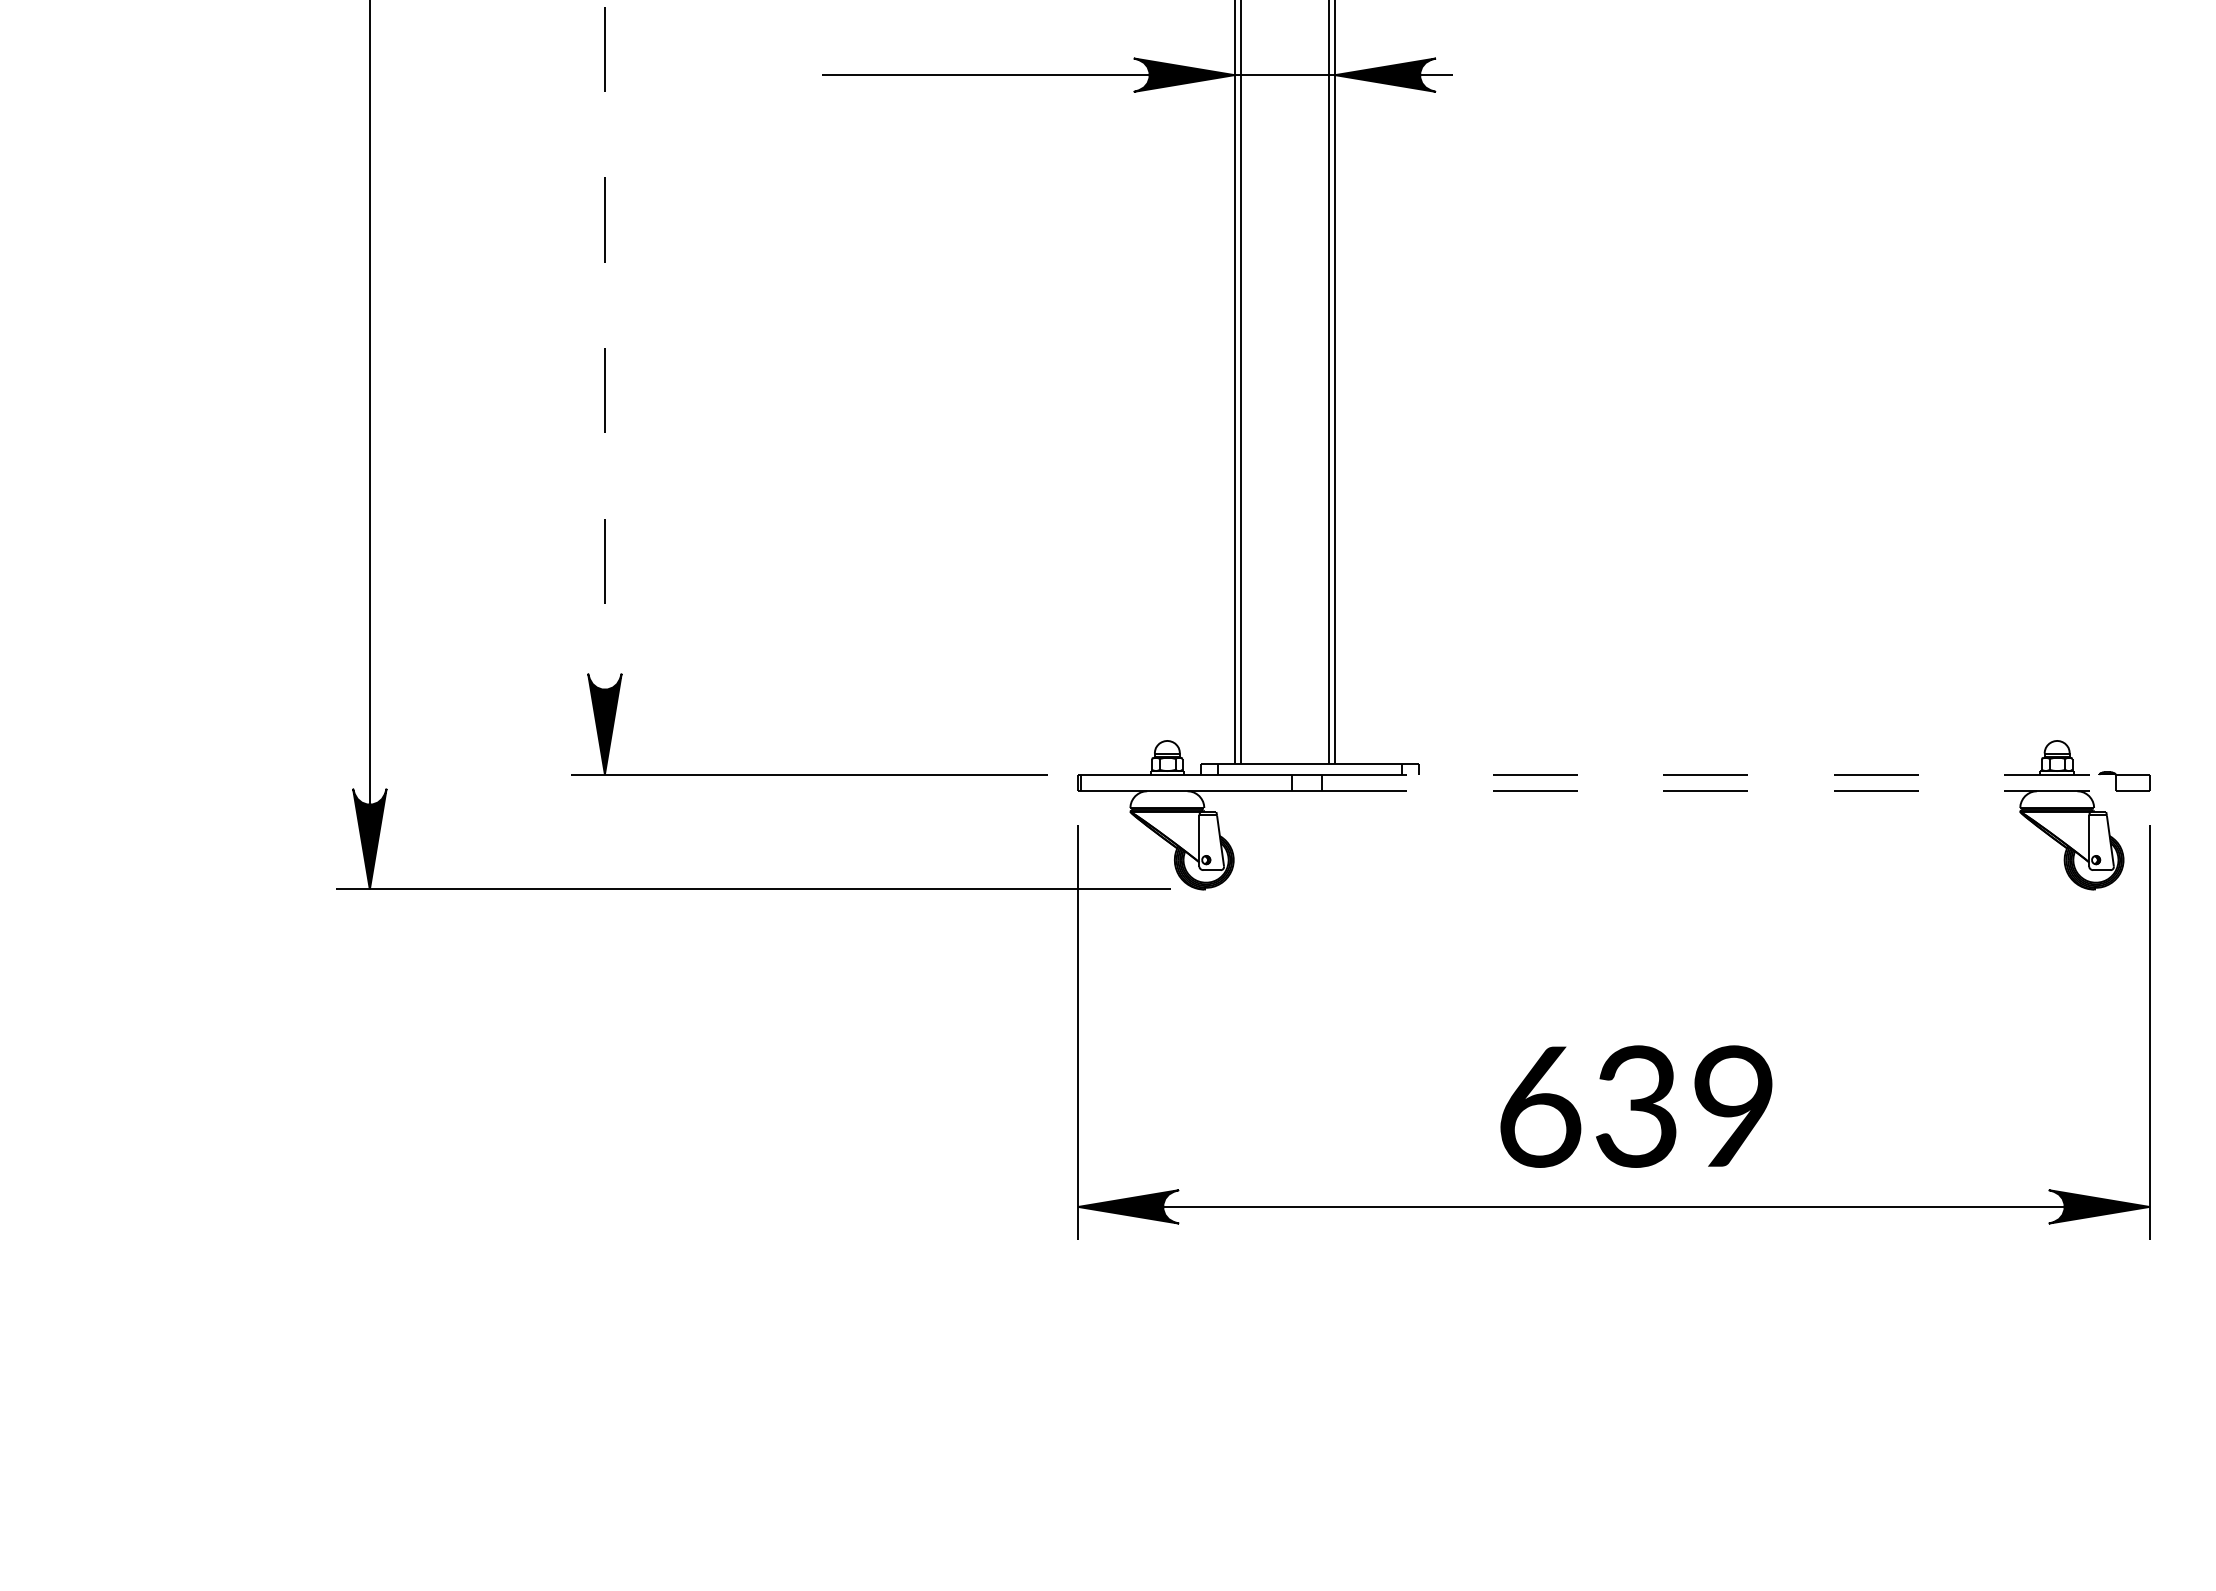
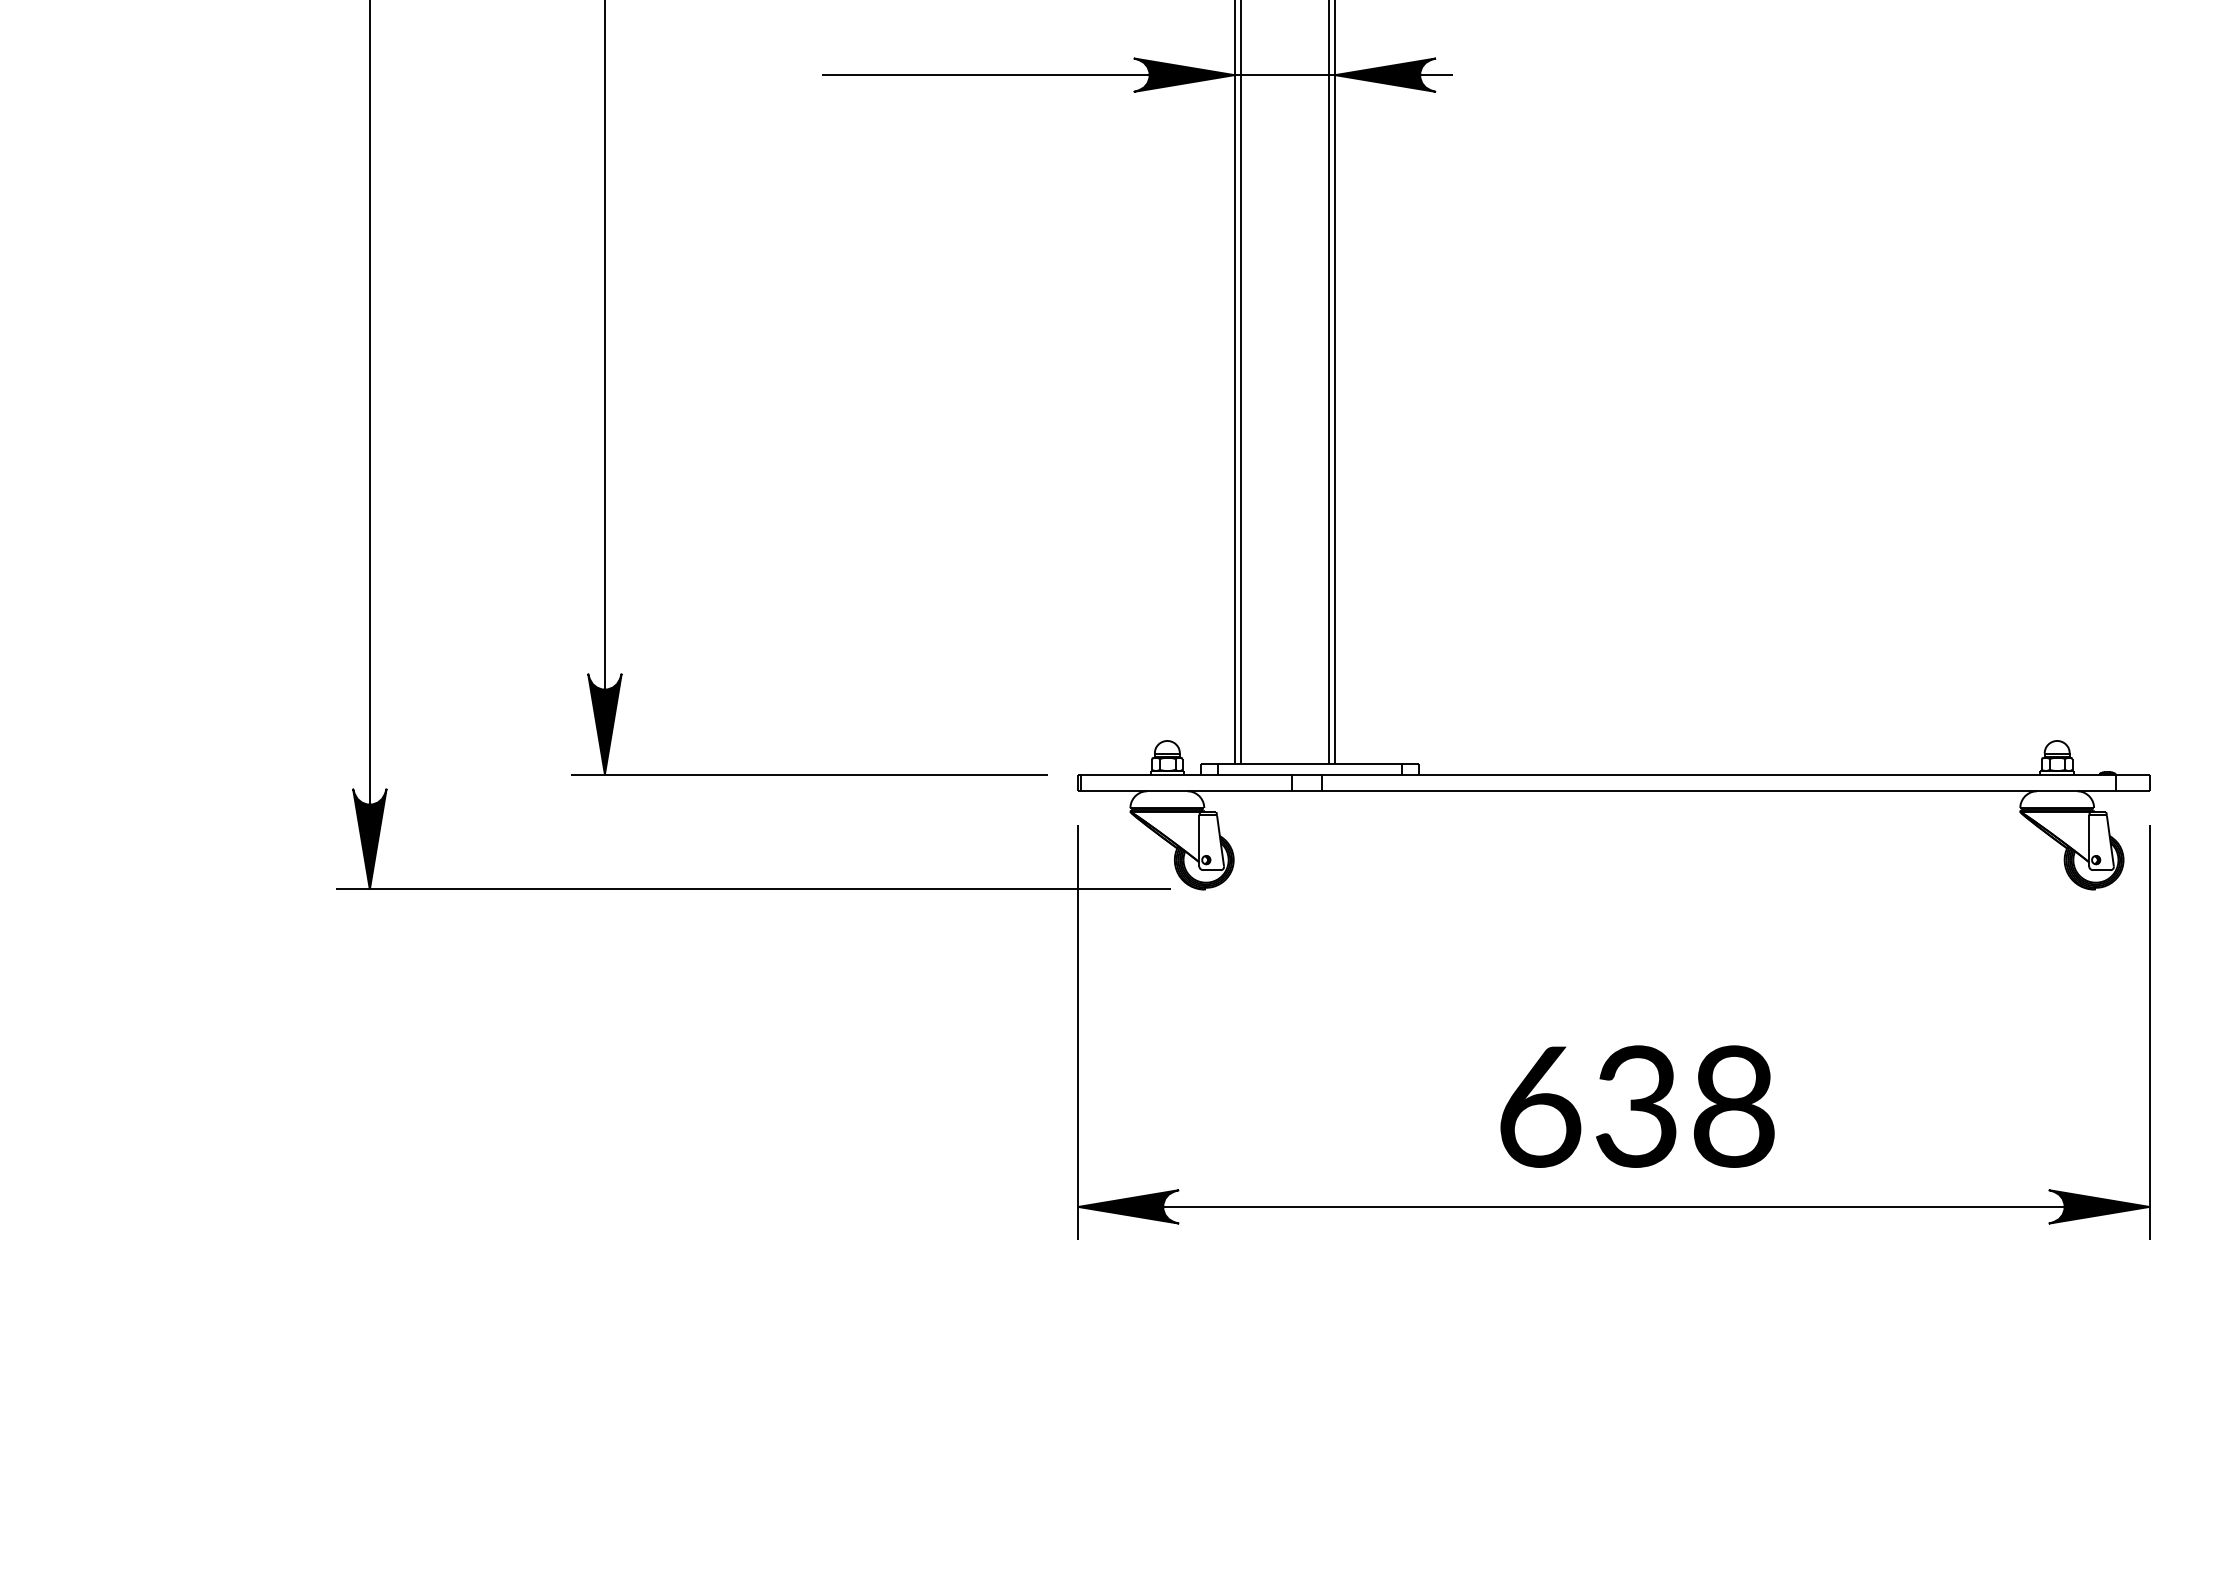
line: dashed -> solid (604, 387)
line: dashed -> solid (1719, 774)
line: dashed -> solid (1719, 791)
text: 639 -> 638 (1733, 1106)
